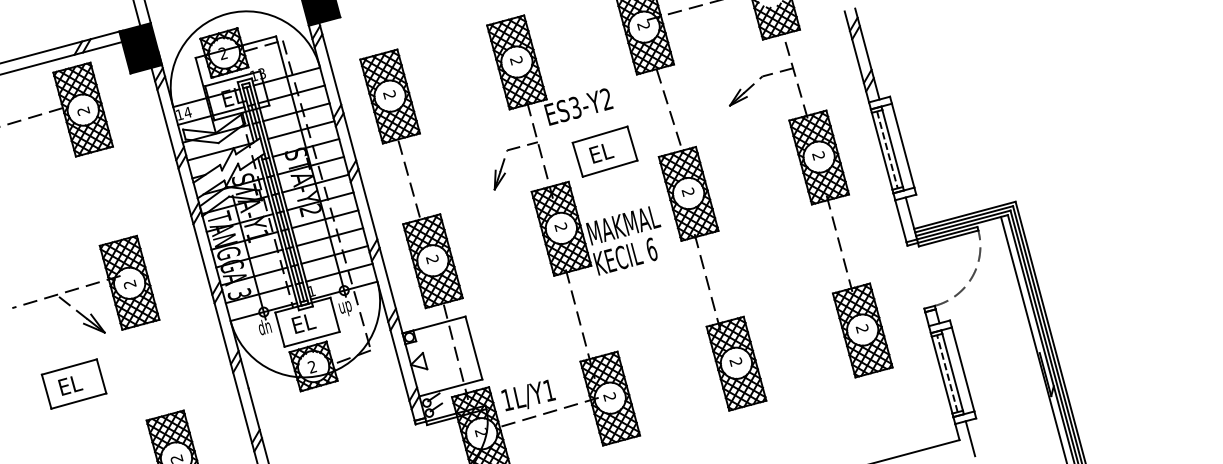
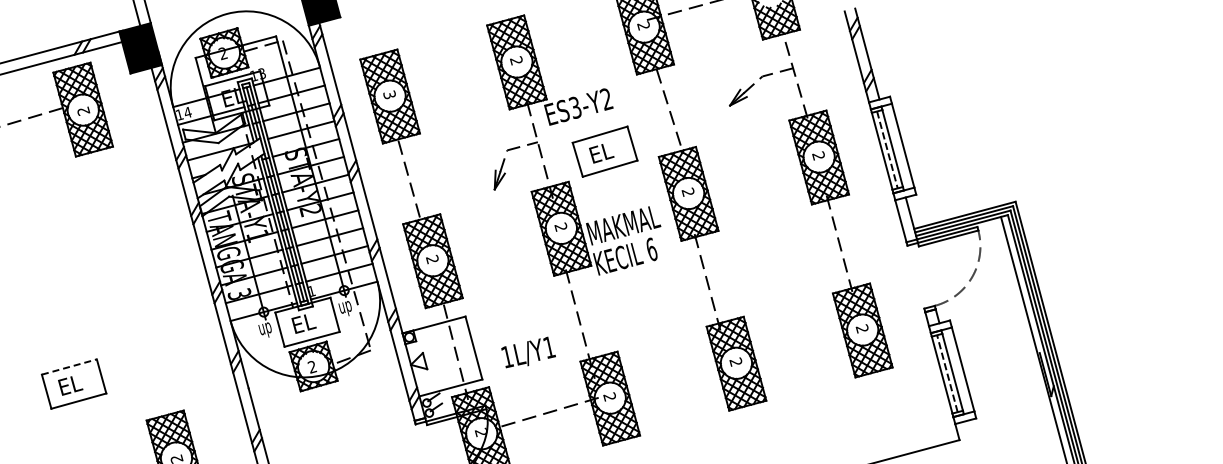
text: 2 -> 3 (389, 94)
part: present -> none (86, 283)
text: dn -> up (265, 328)
line: solid -> dashed (69, 367)
text position: (528, 395) -> (528, 352) (528, 352)
line: present -> none (970, 438)
